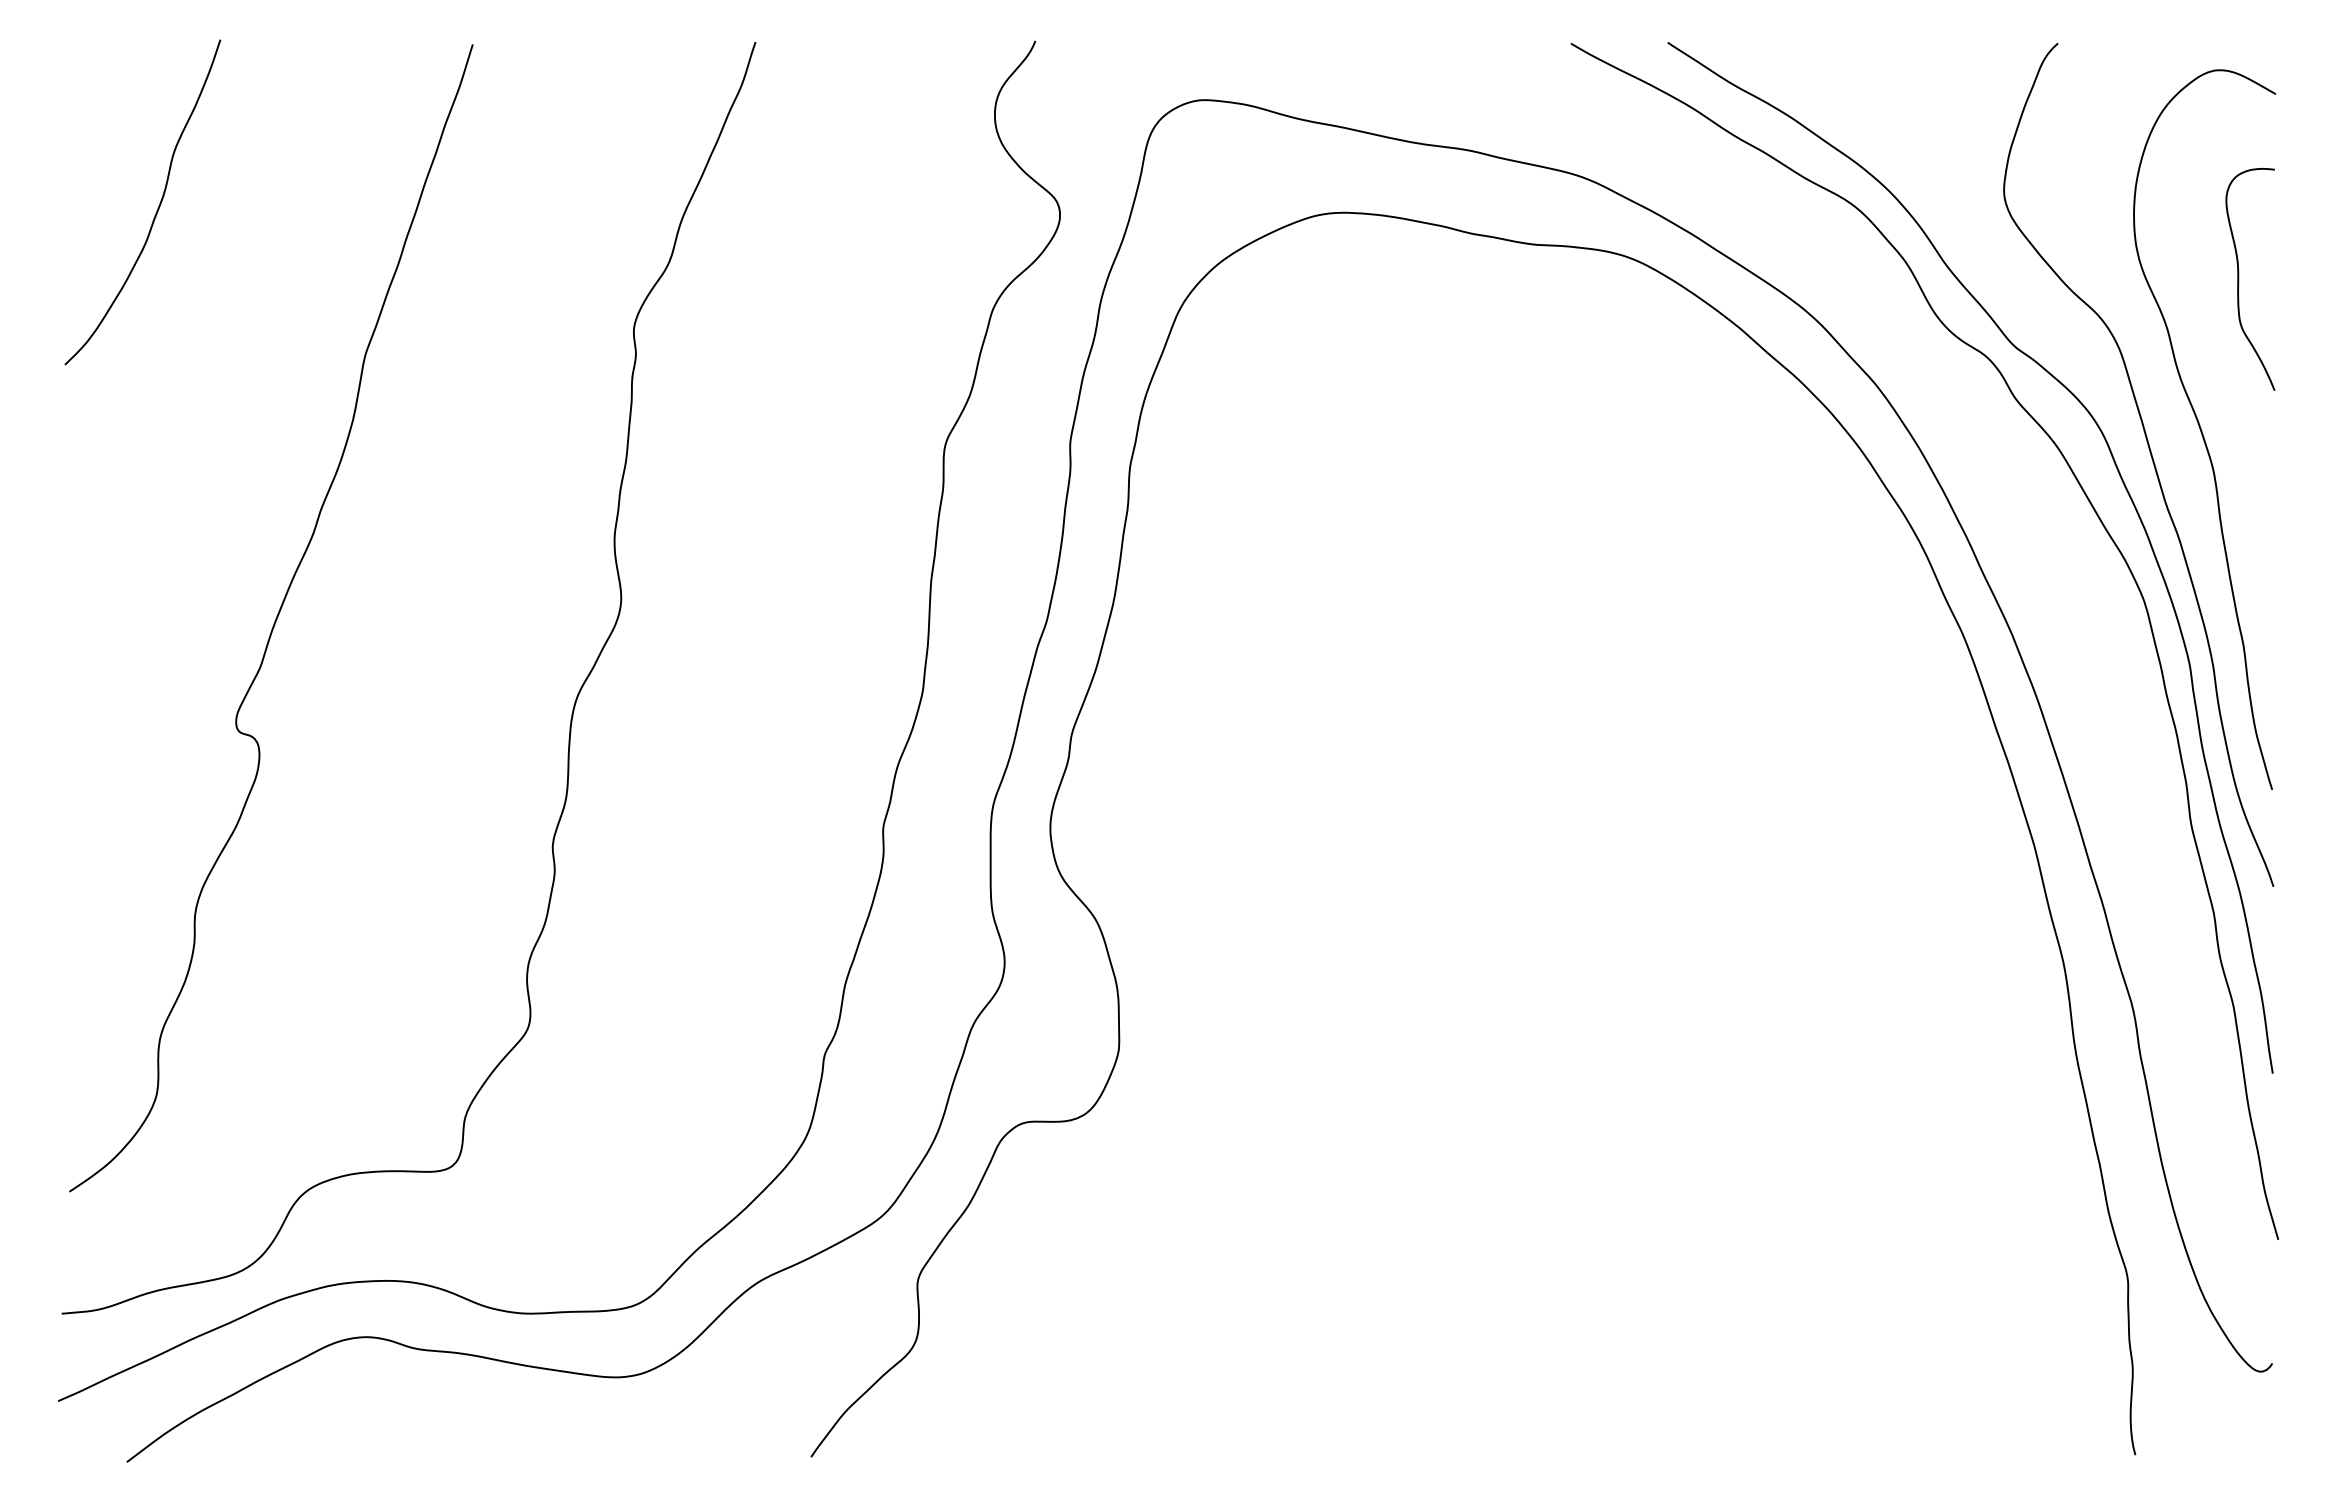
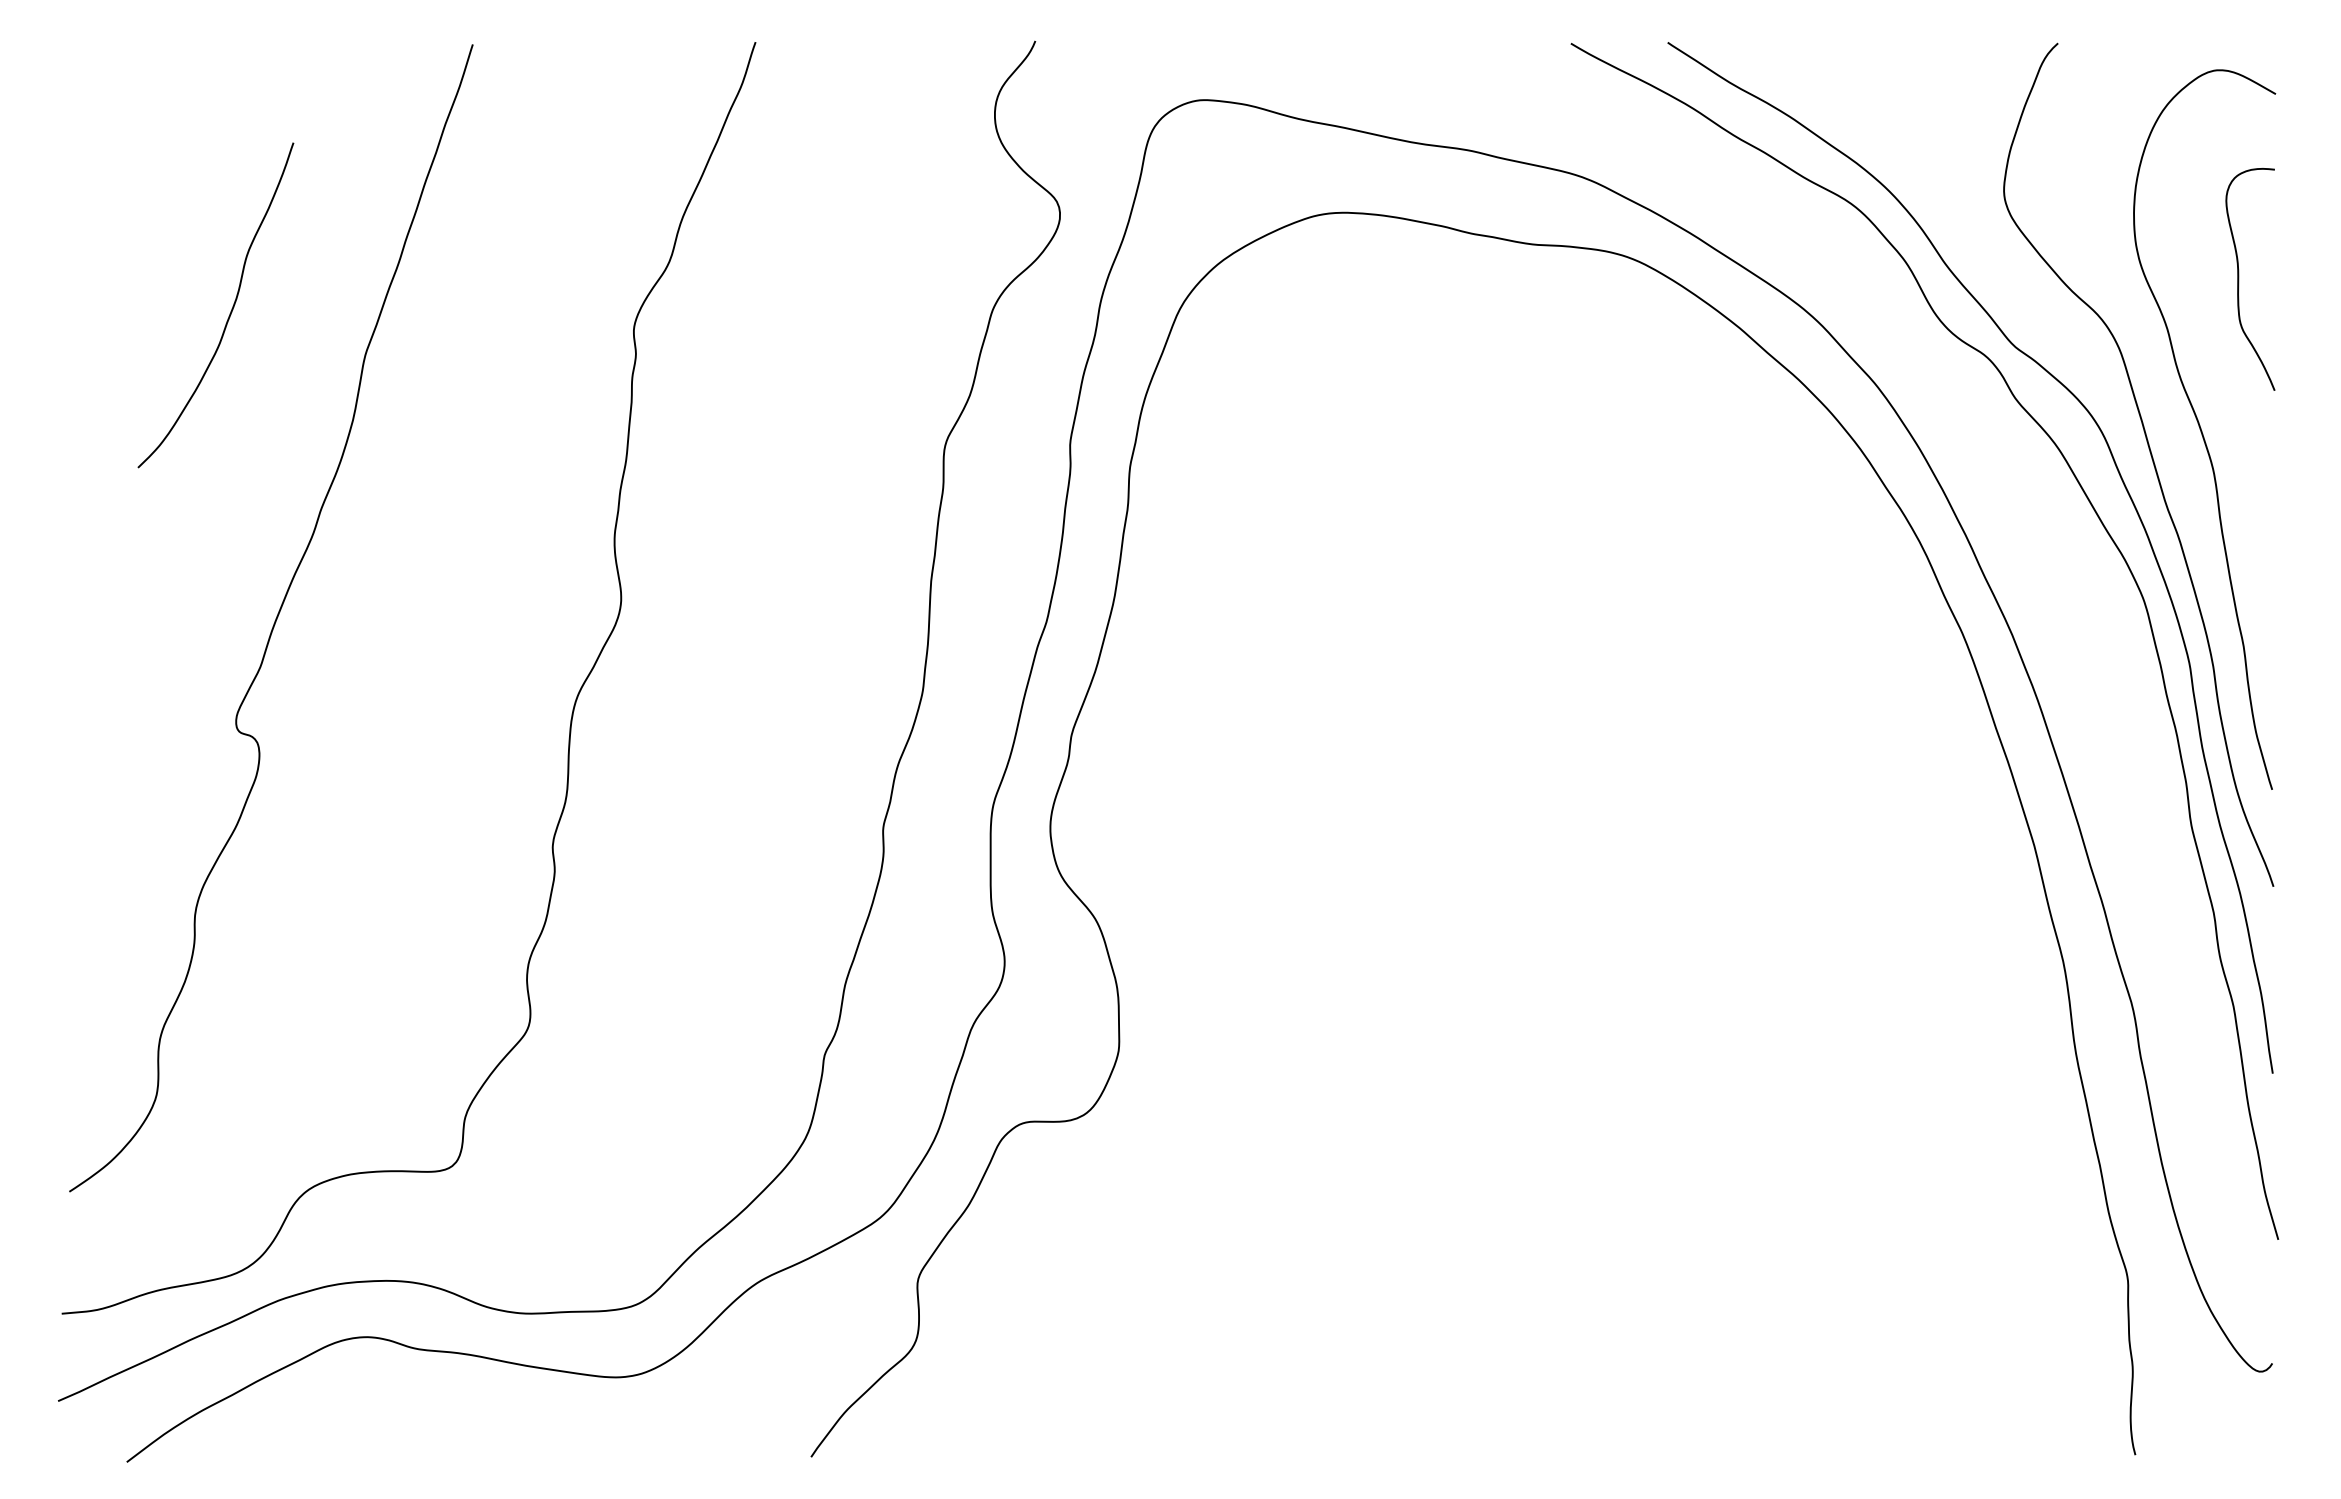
curve position: (156, 210) -> (229, 313) (229, 313)
